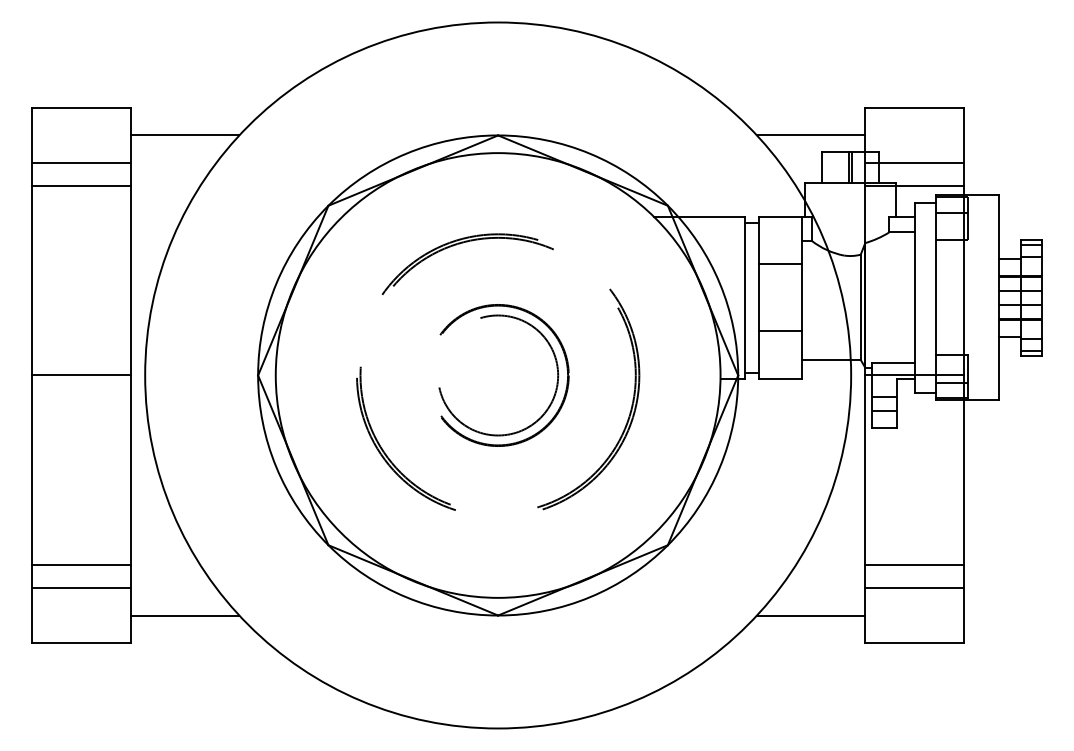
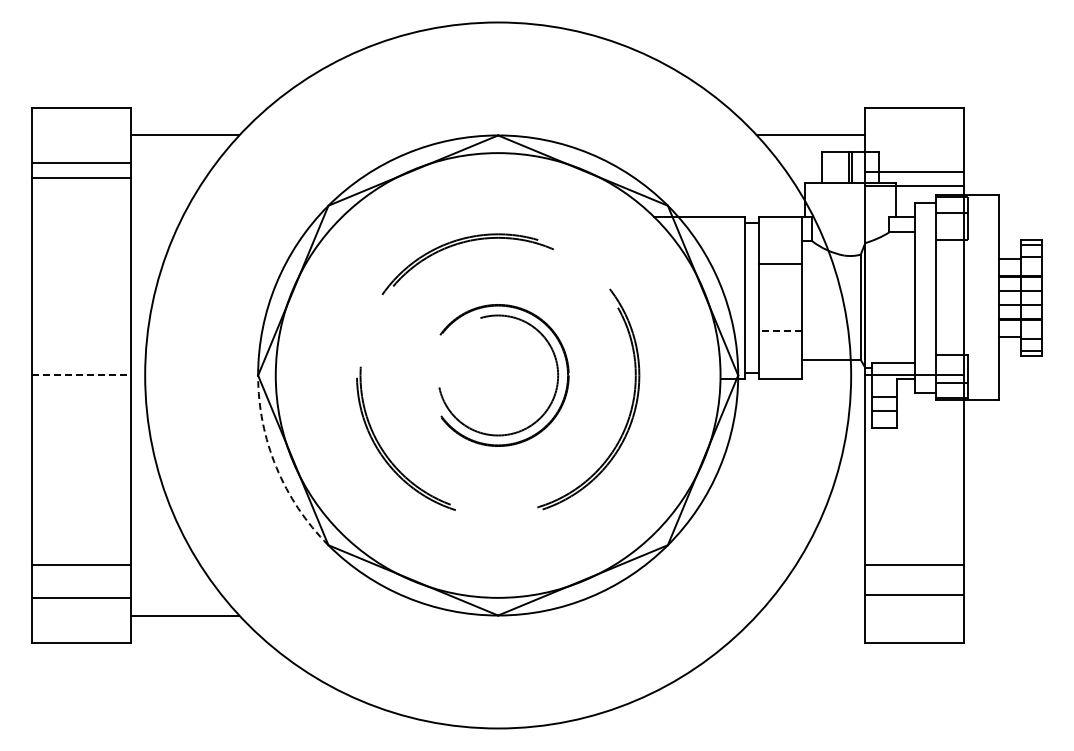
line position: (914, 162) -> (914, 171) (914, 171)
line position: (81, 186) -> (81, 178) (81, 178)
line: solid -> dashed (780, 331)
line: solid -> dashed (82, 375)
arc: solid -> dashed (276, 467)
line position: (81, 588) -> (81, 598) (81, 598)
line position: (914, 588) -> (914, 595) (914, 595)
line: present -> none (810, 615)
